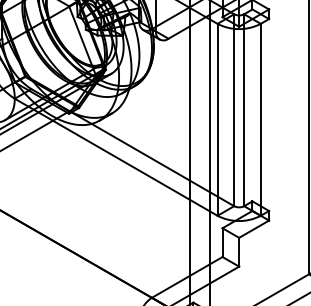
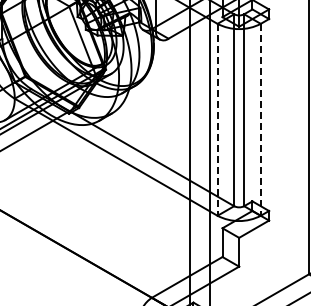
line: solid -> dashed (217, 119)
line: solid -> dashed (260, 119)
